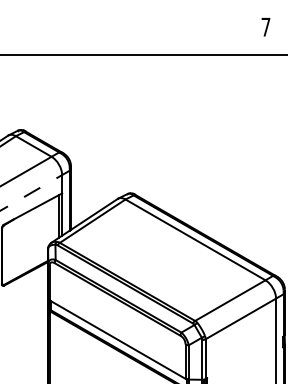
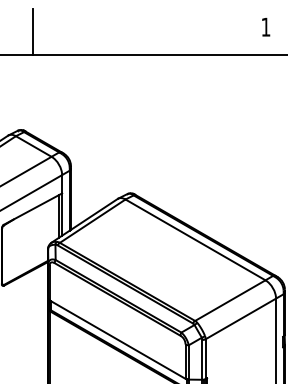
text: 7 -> 1 (265, 26)
line: none -> present (32, 31)
line: dashed -> solid (35, 190)
